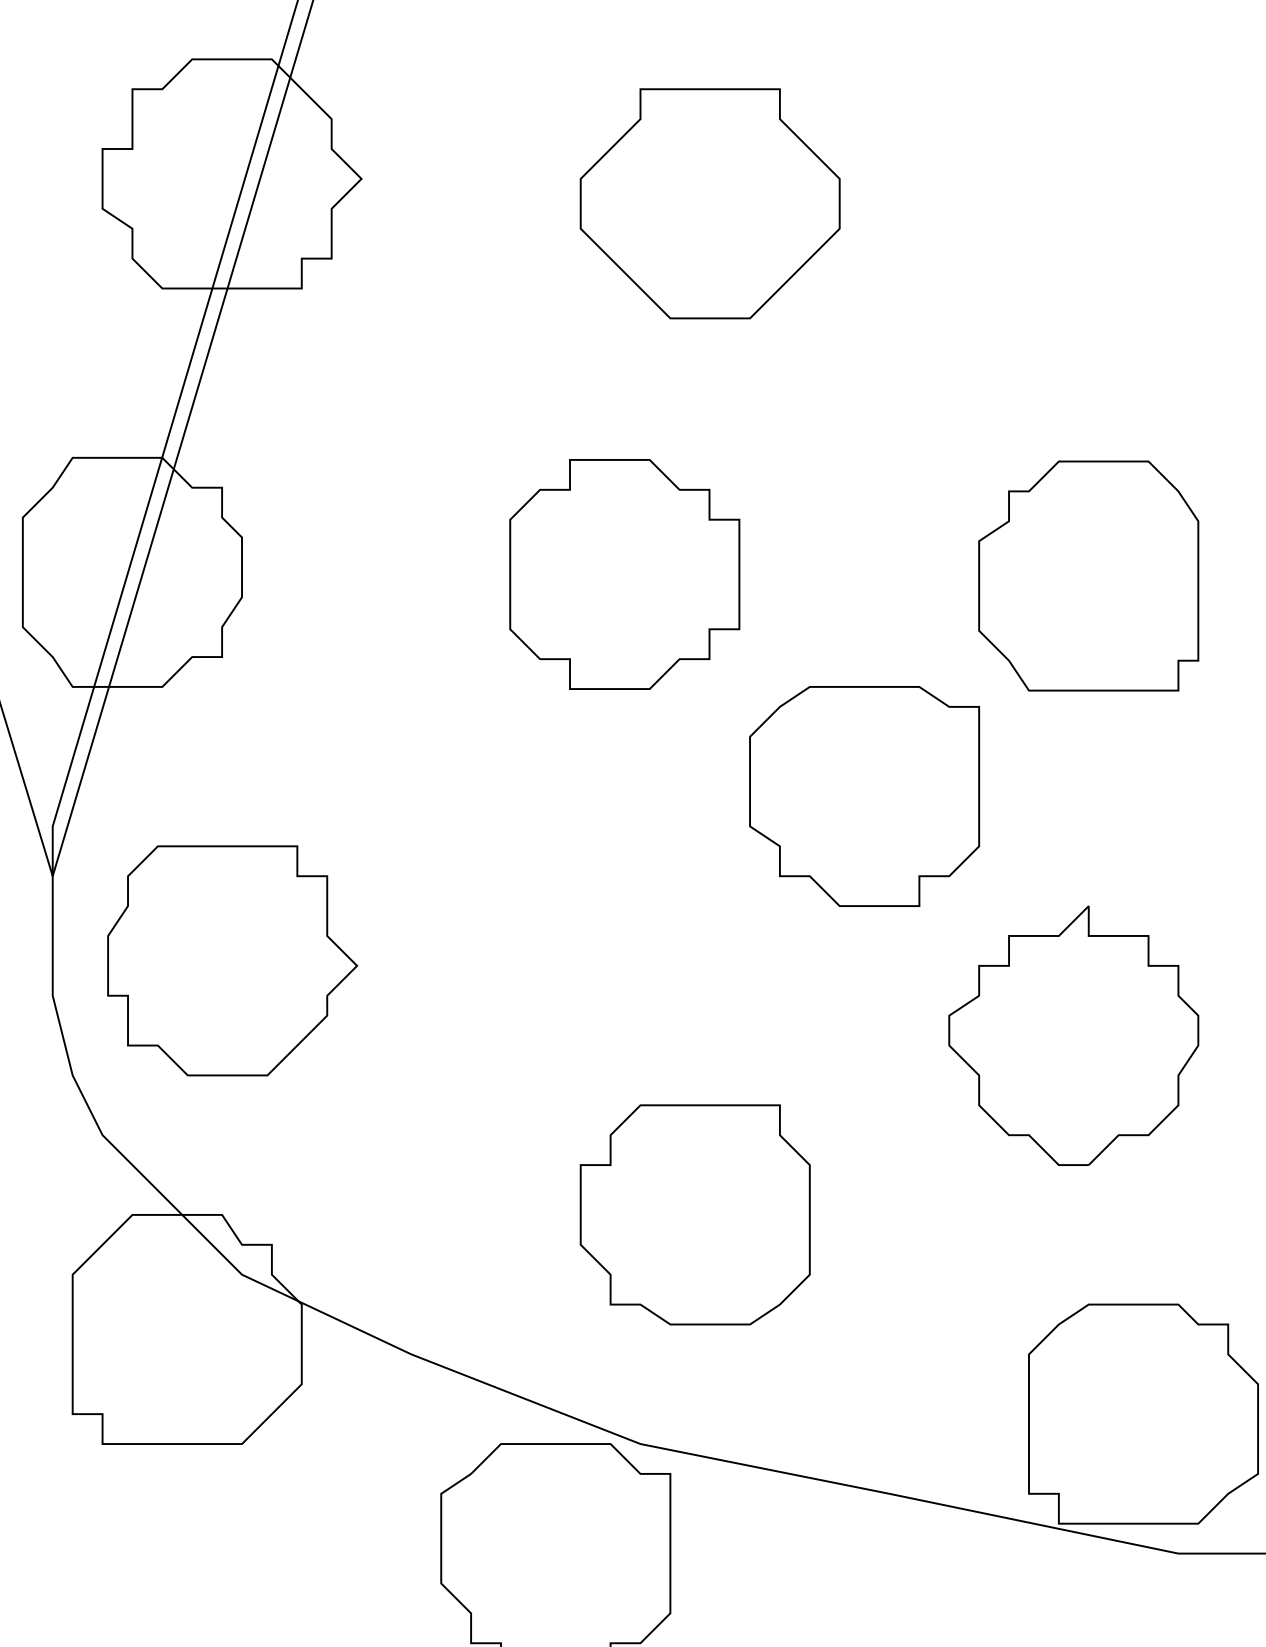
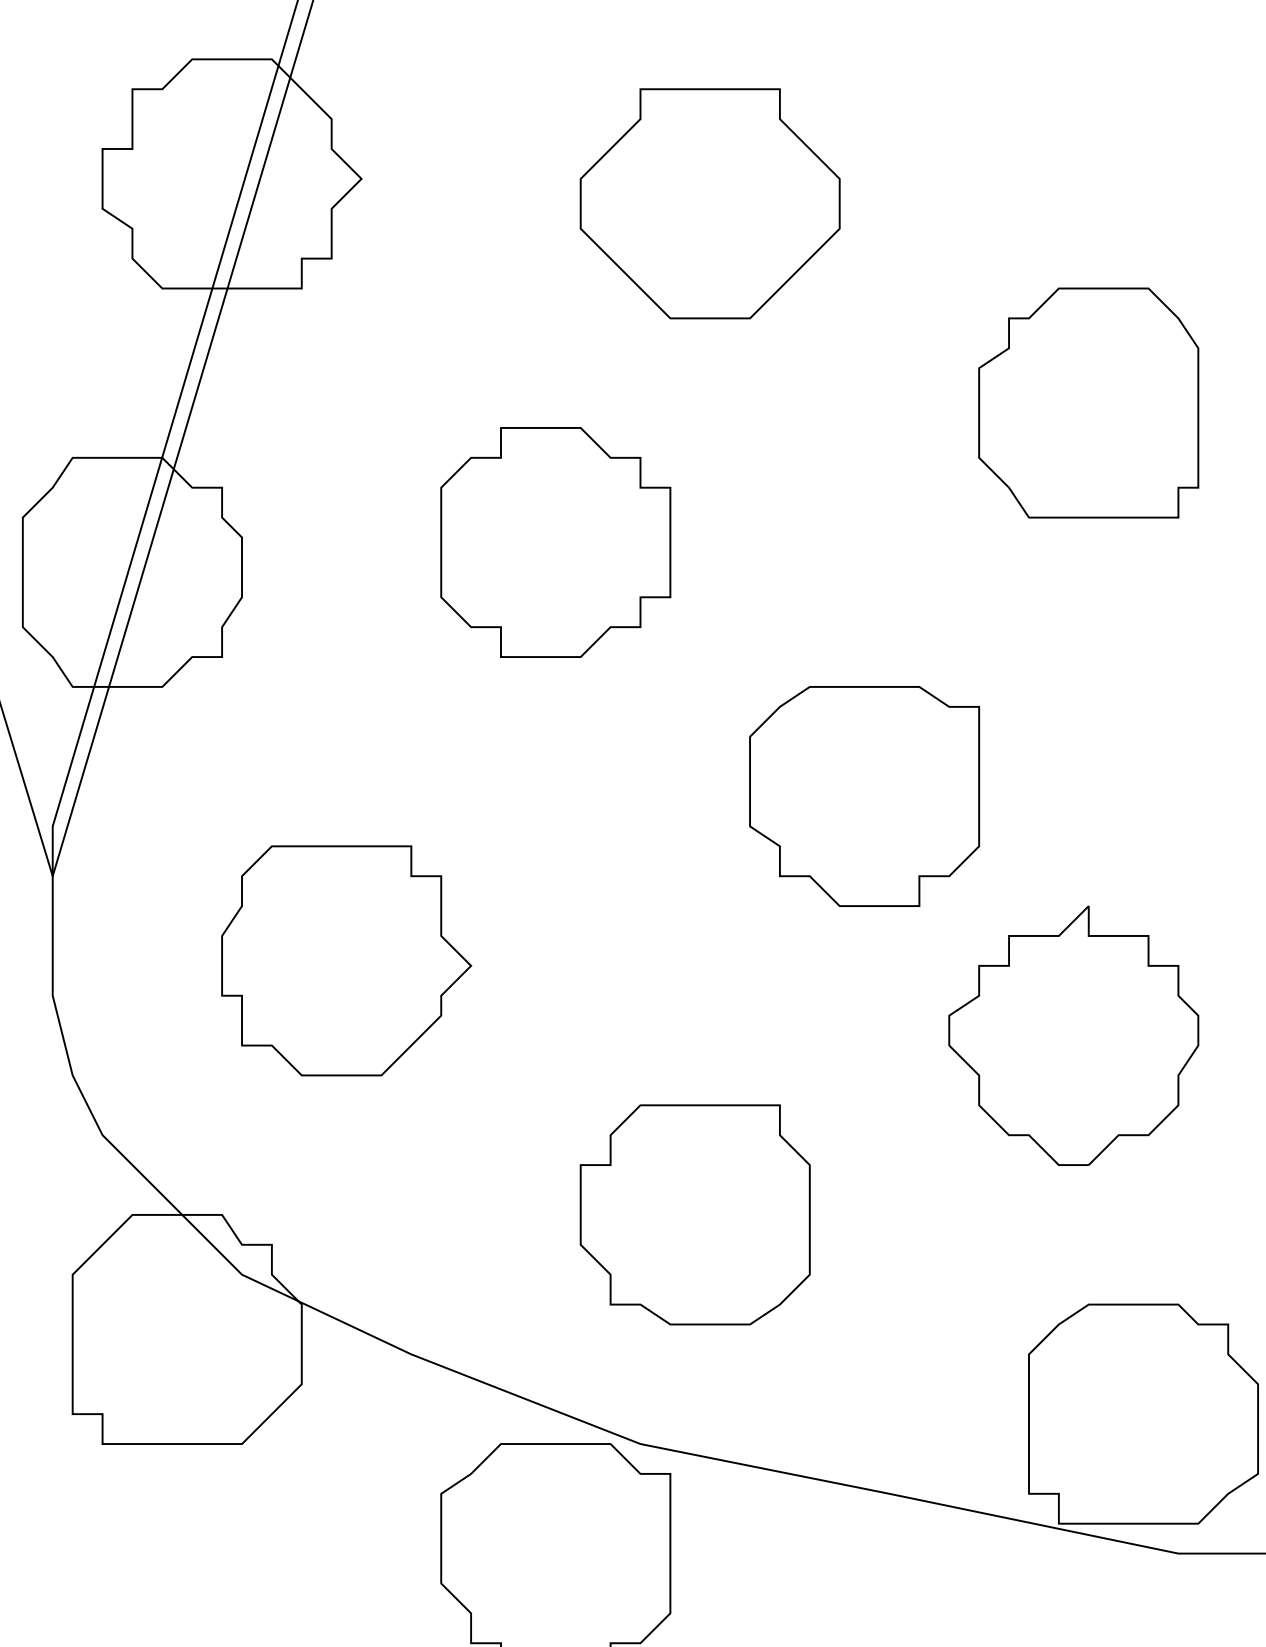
part position: (624, 574) -> (555, 542) (555, 542)
part position: (1088, 575) -> (1088, 402) (1088, 402)
part position: (232, 960) -> (346, 960) (346, 960)
